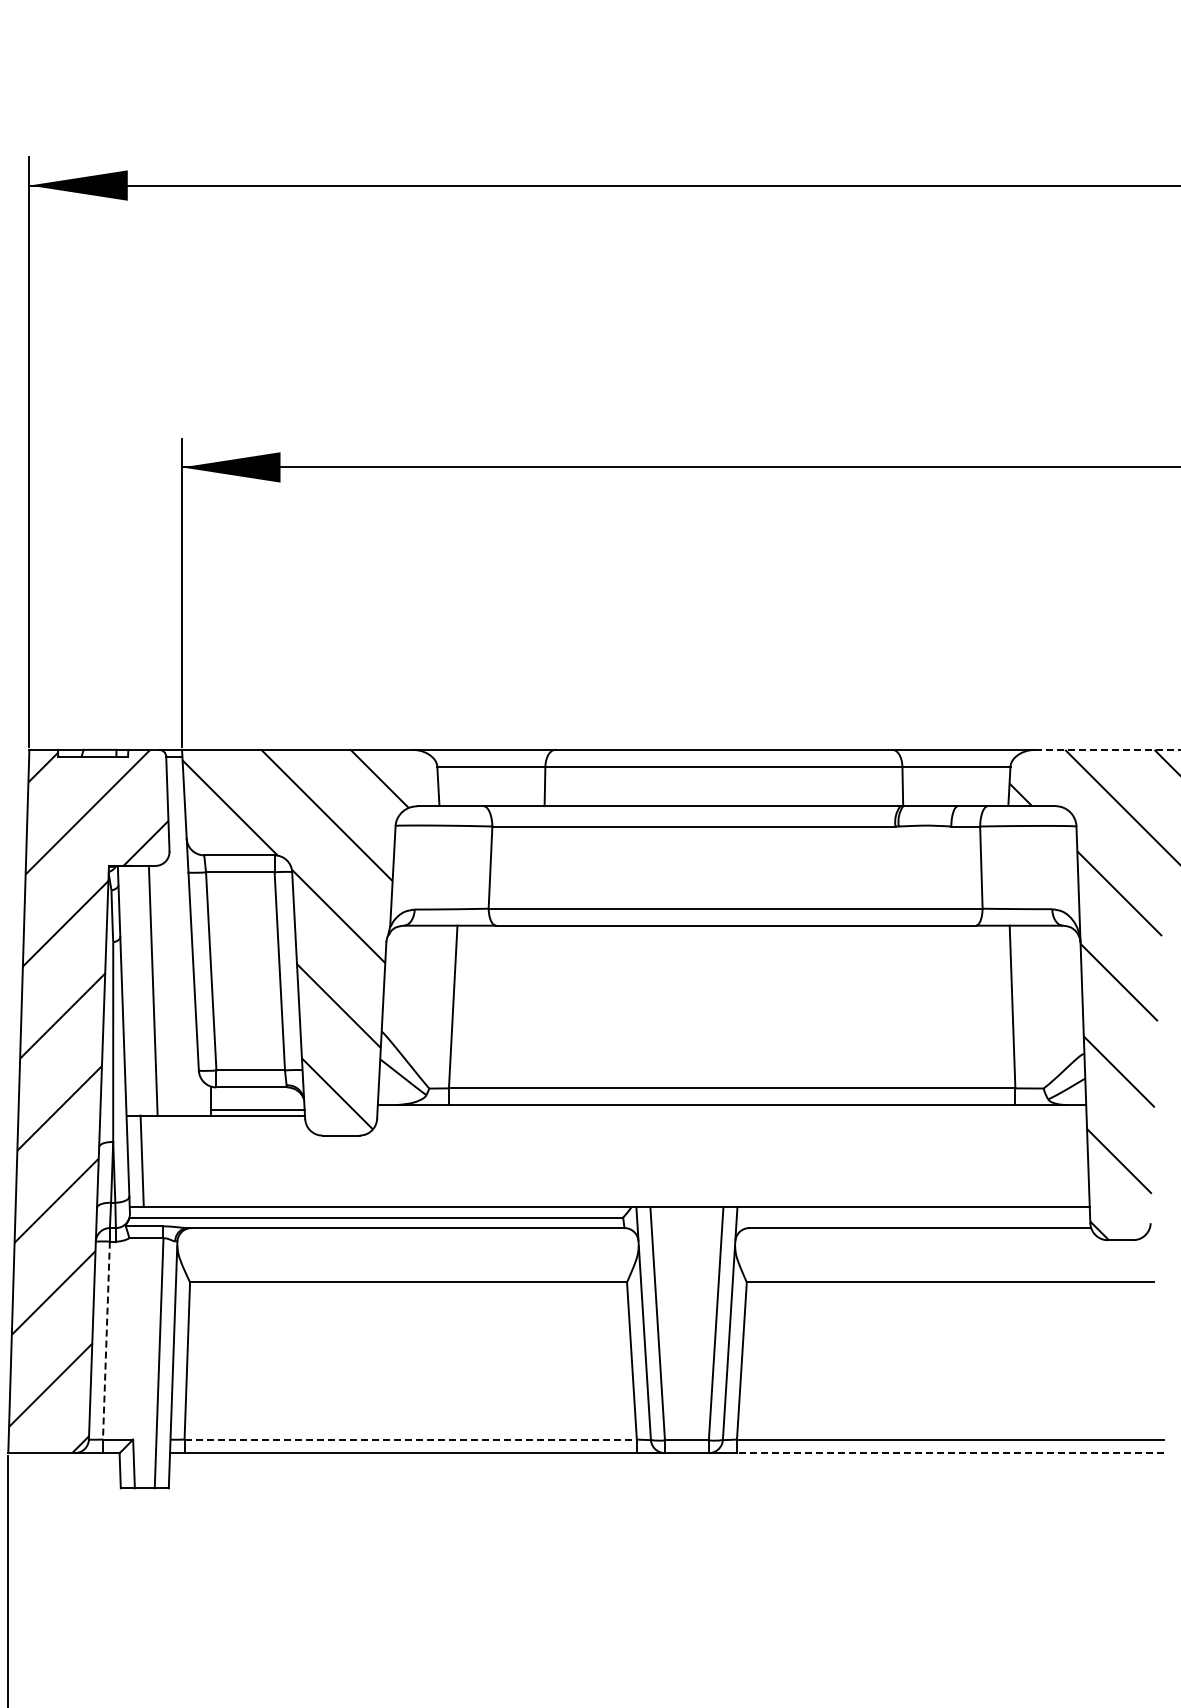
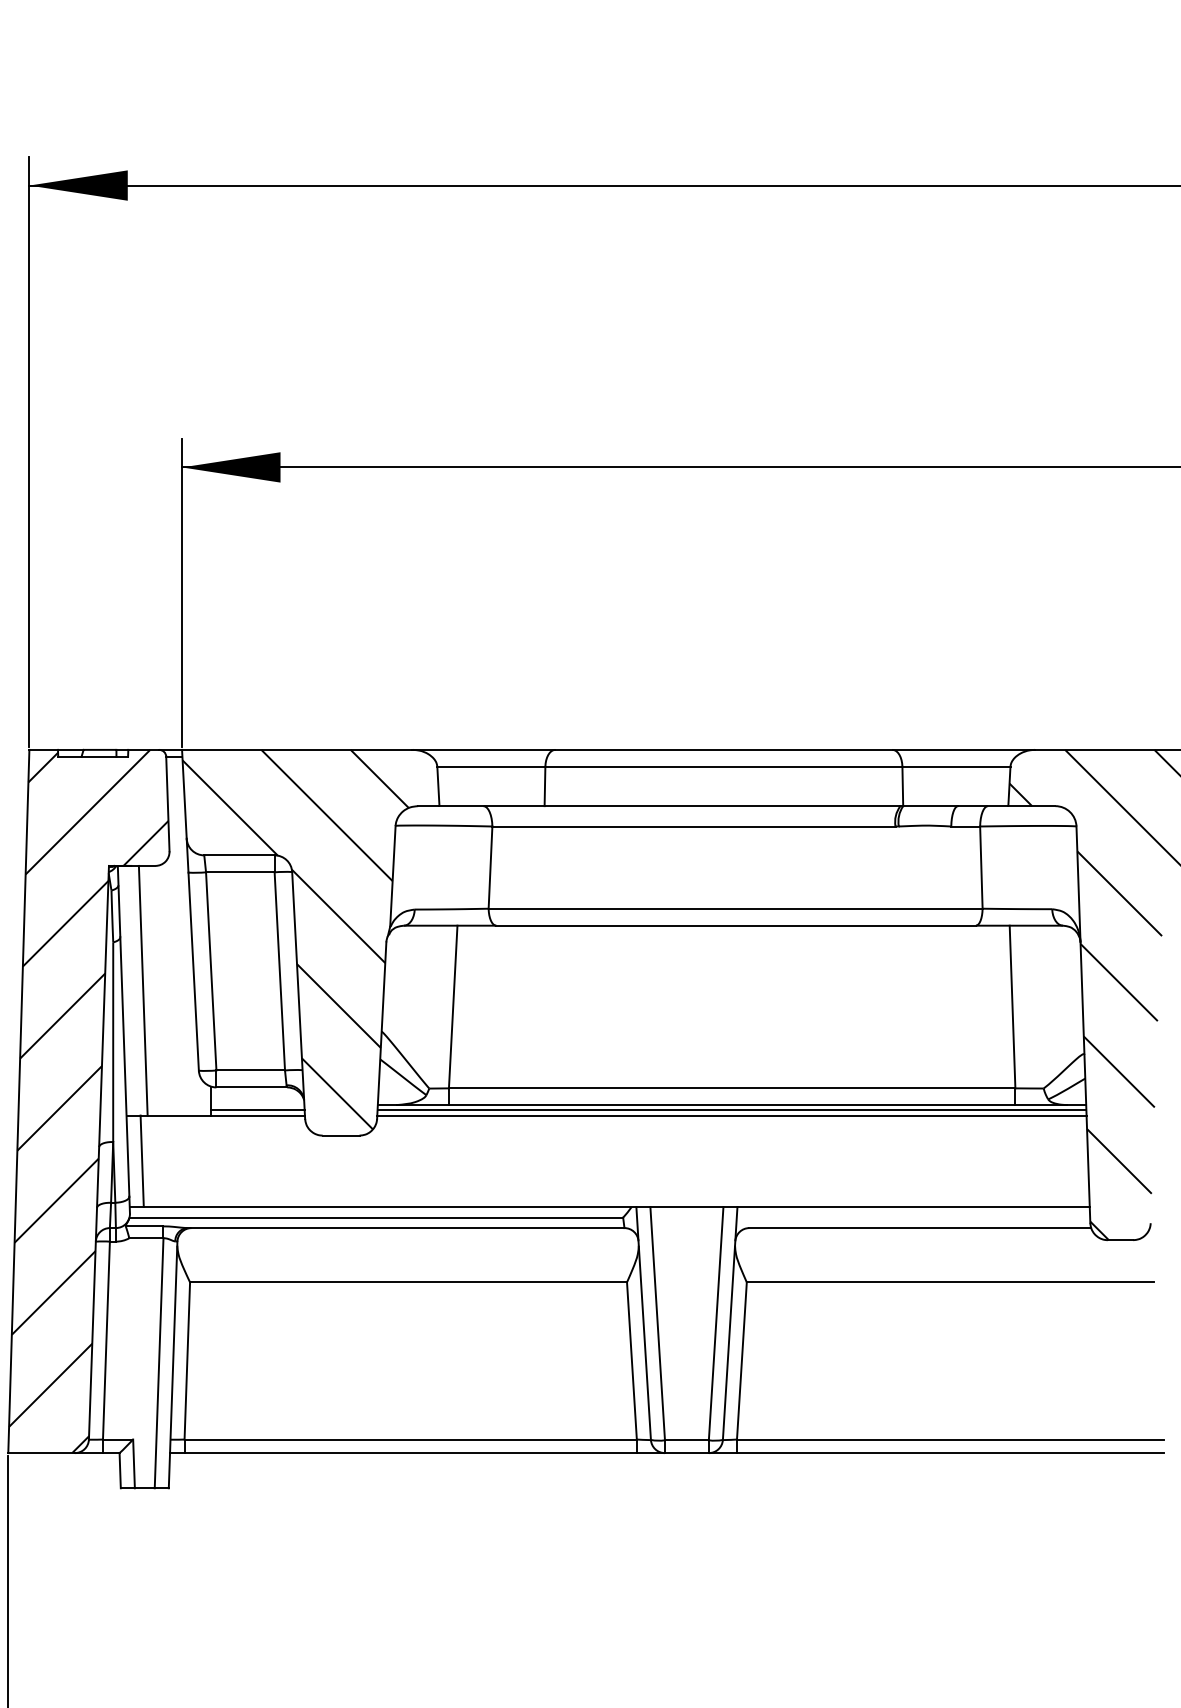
line: dashed -> solid (1107, 749)
line position: (152, 990) -> (142, 990) (142, 990)
line: none -> present (731, 1109)
line: none -> present (731, 1115)
line: dashed -> solid (106, 1341)
line: dashed -> solid (411, 1439)
line: dashed -> solid (950, 1453)
